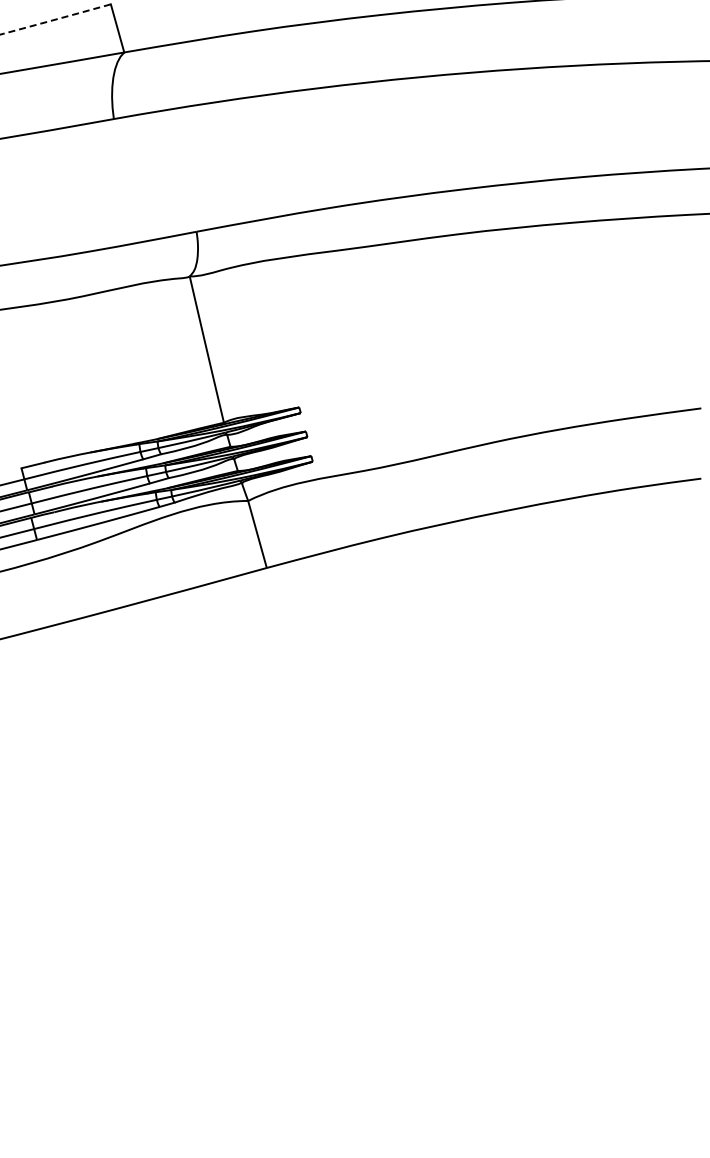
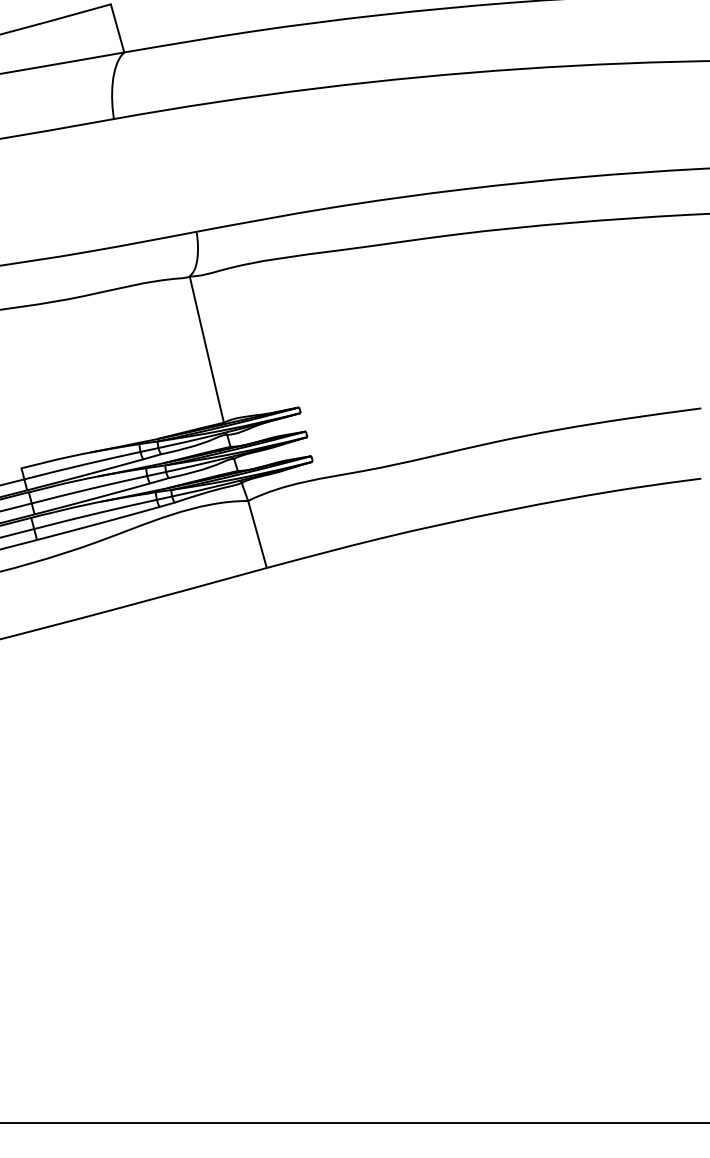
arc: dashed -> solid (56, 19)
line: none -> present (354, 1123)
